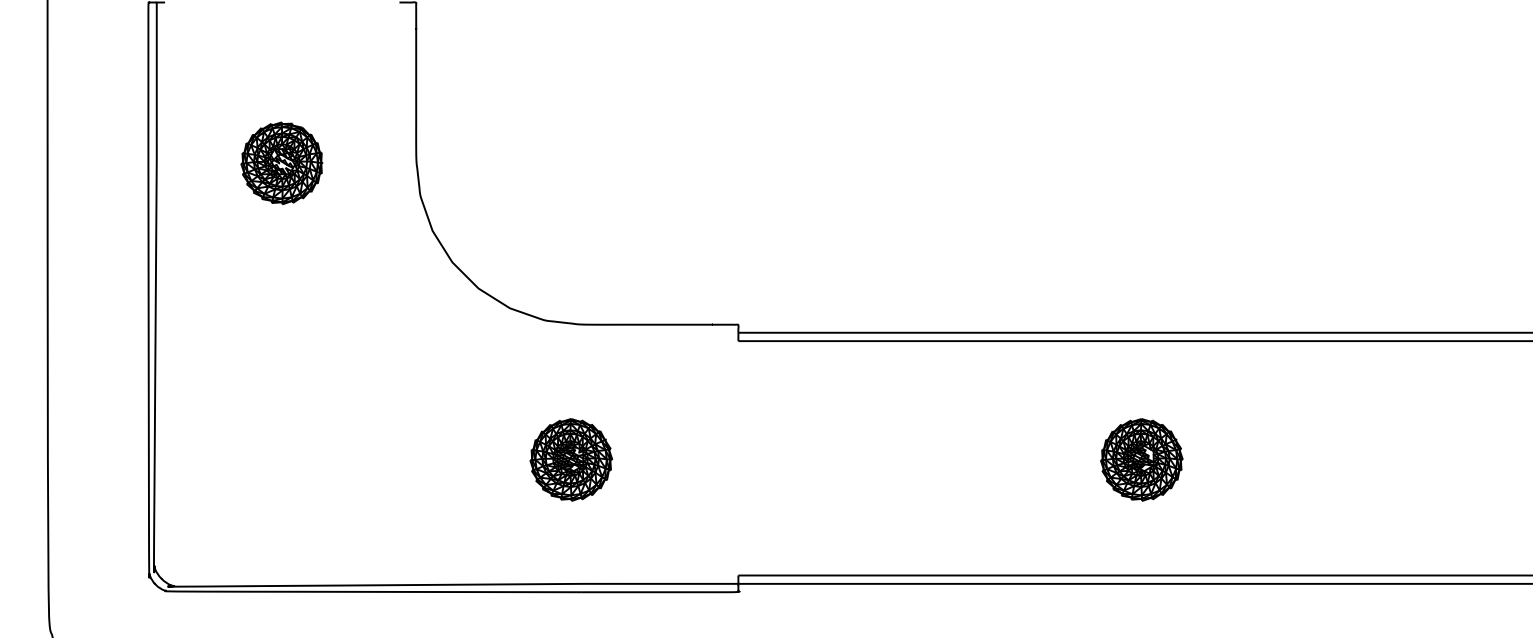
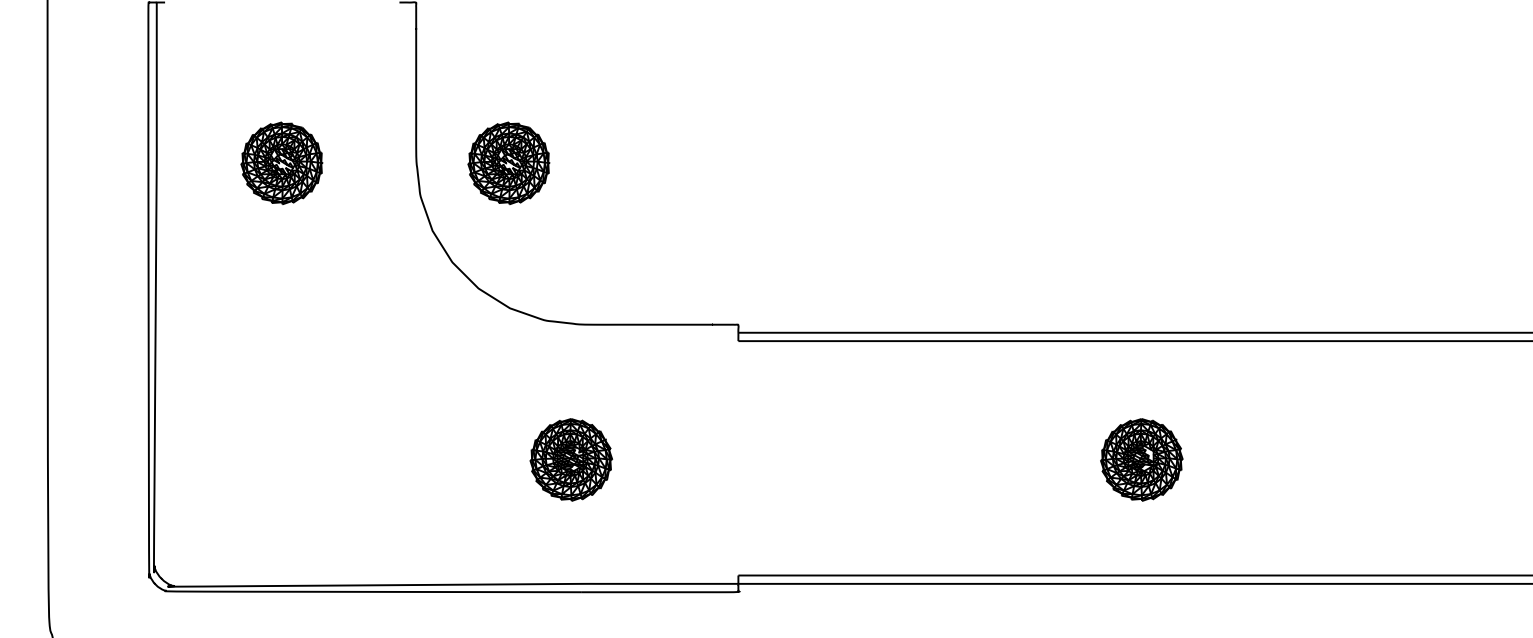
part: none -> present (508, 162)
